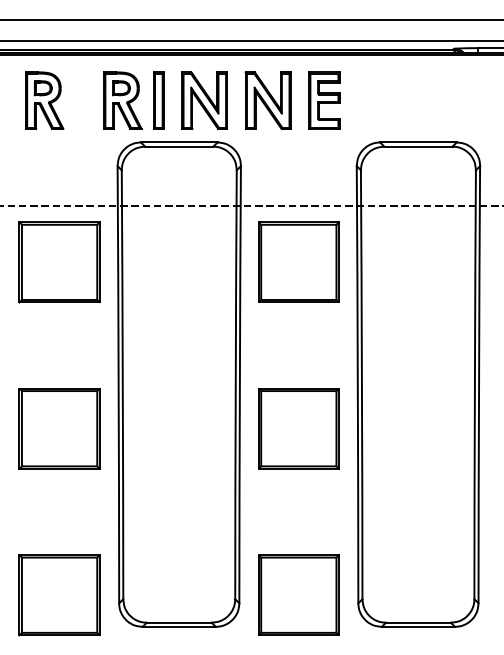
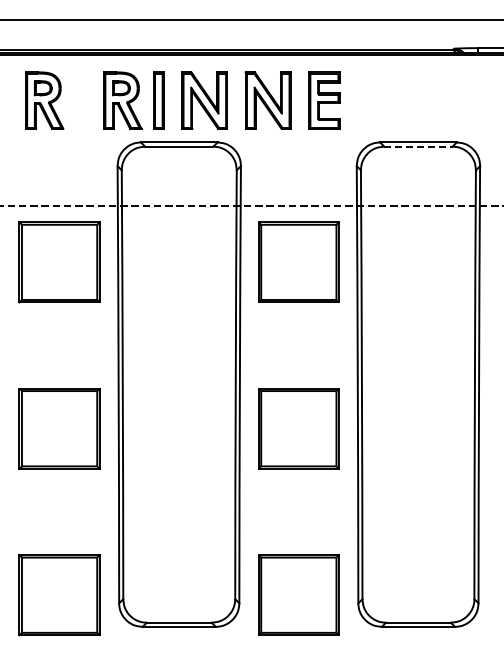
line: present -> none (251, 40)
line: solid -> dashed (418, 146)
